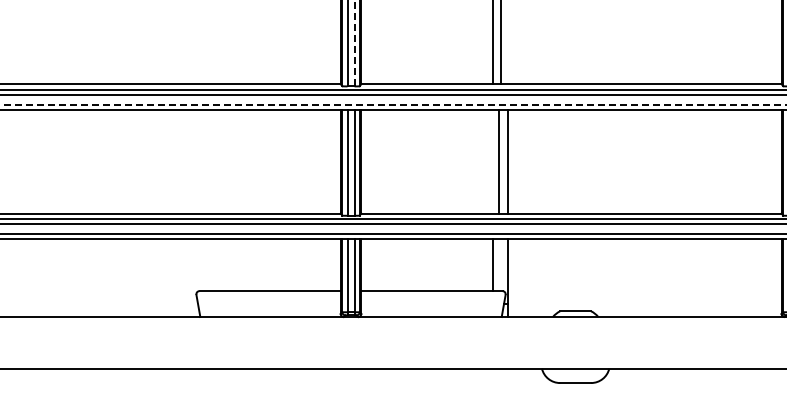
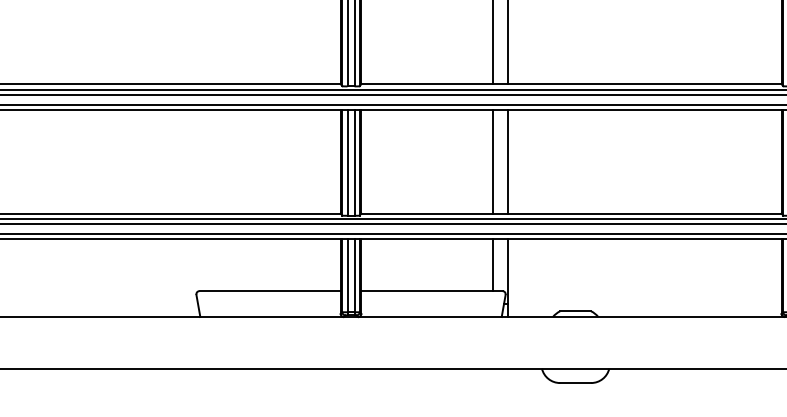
line: dashed -> solid (354, 43)
line position: (501, 43) -> (508, 43) (508, 43)
line: dashed -> solid (393, 104)
line position: (498, 161) -> (492, 161) (492, 161)
